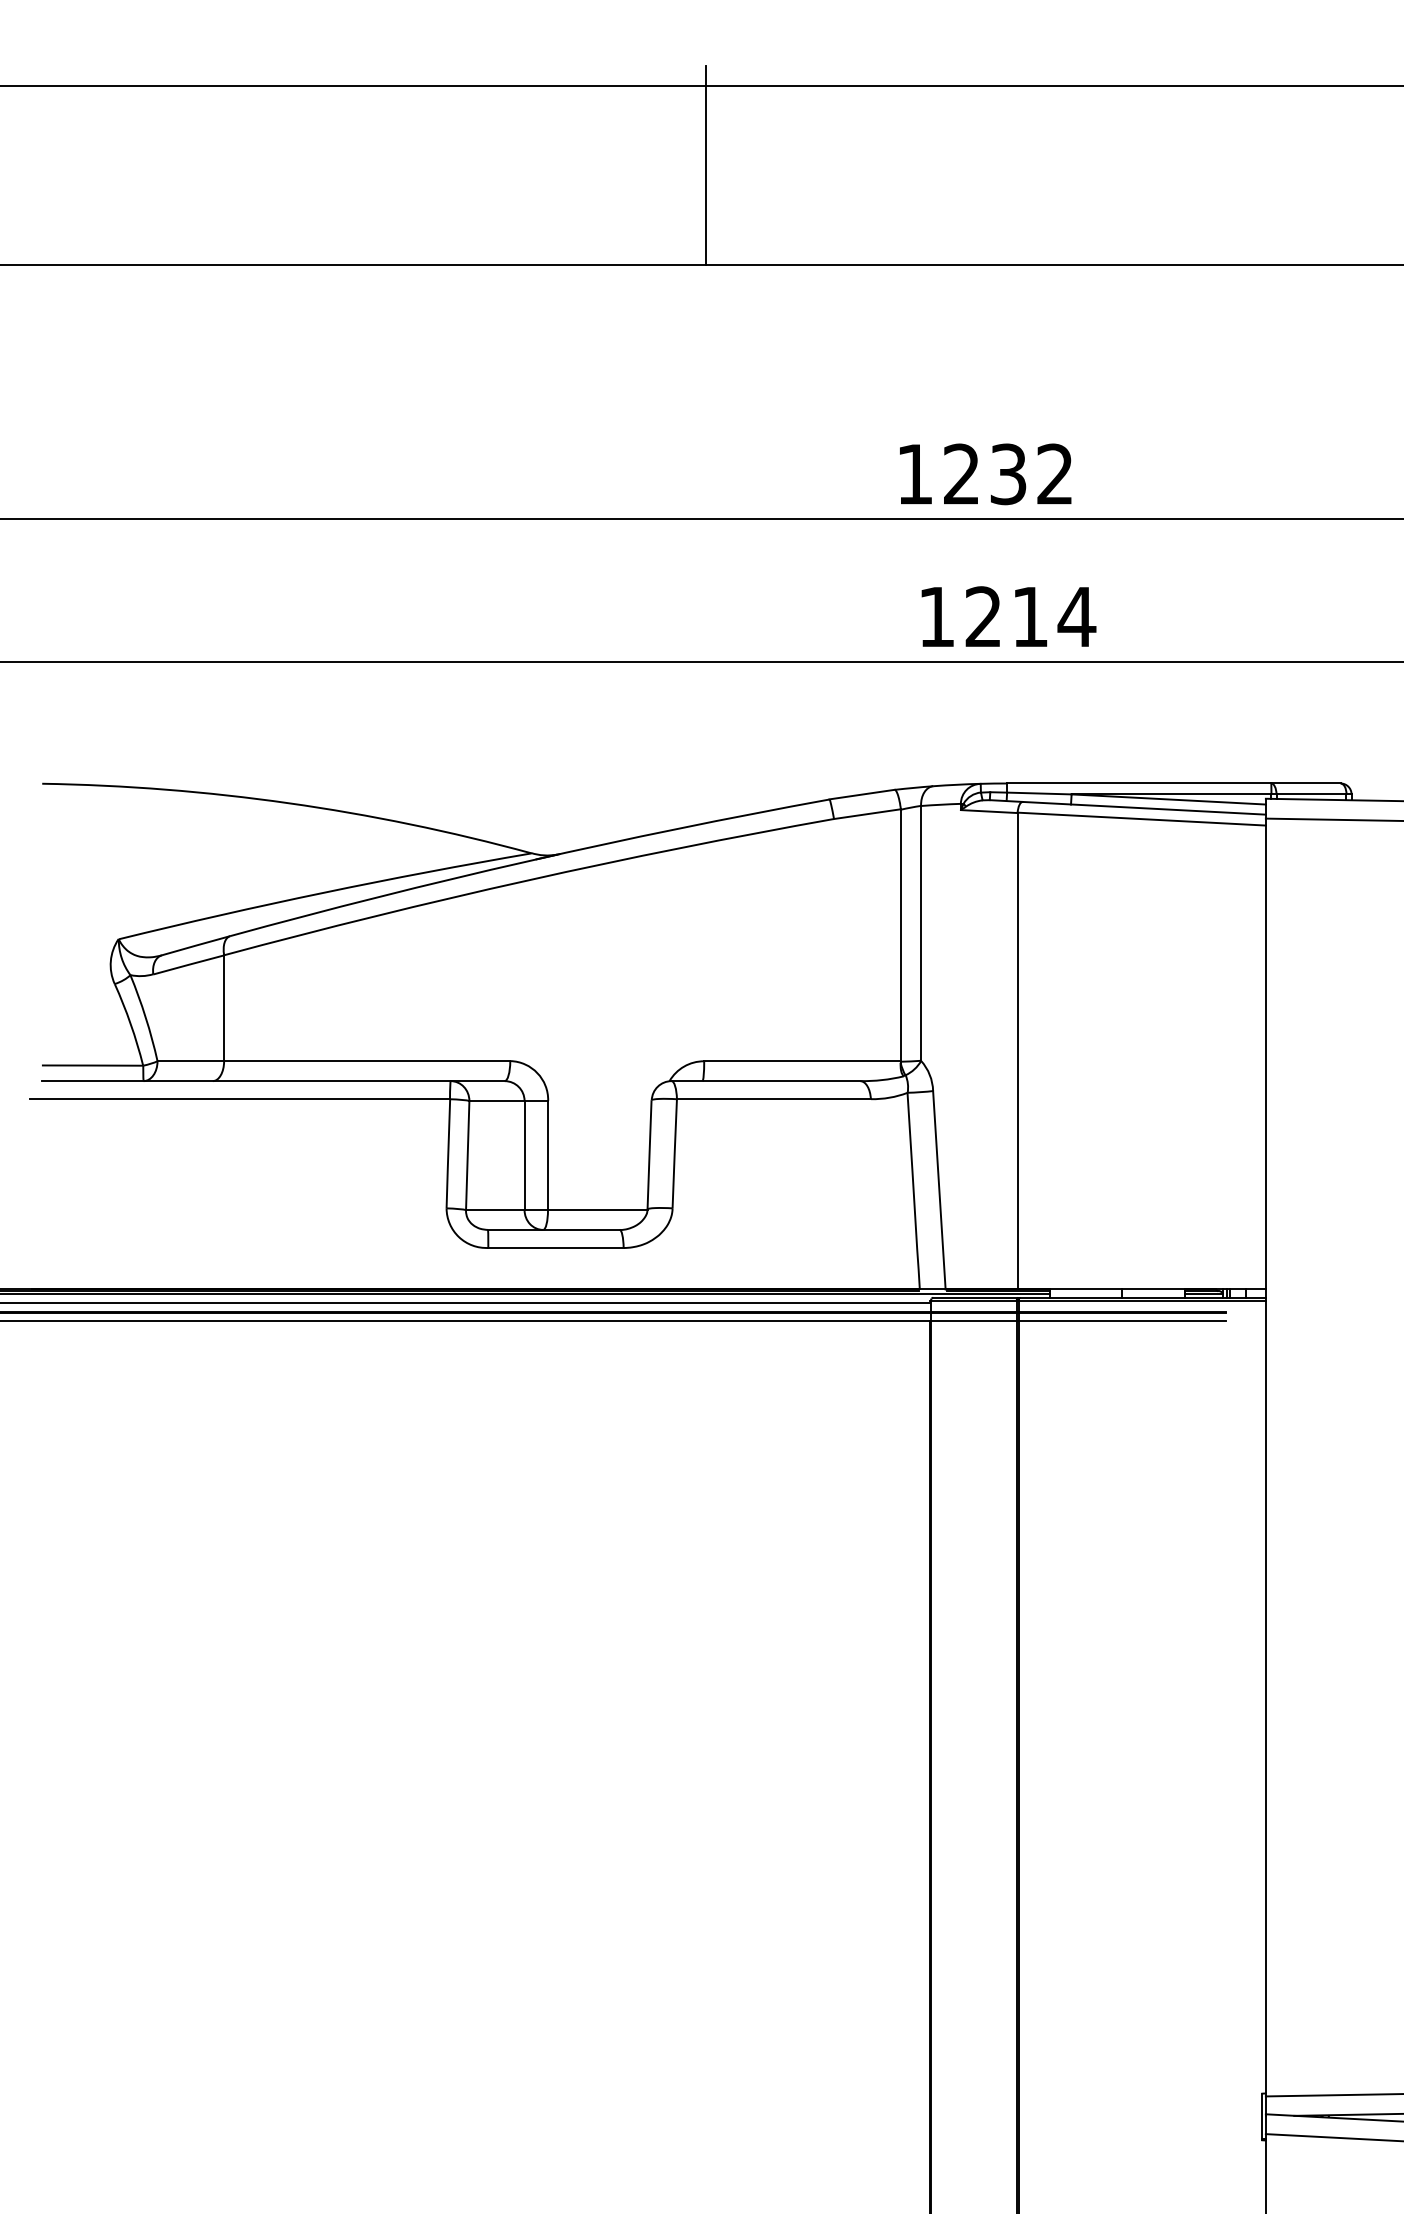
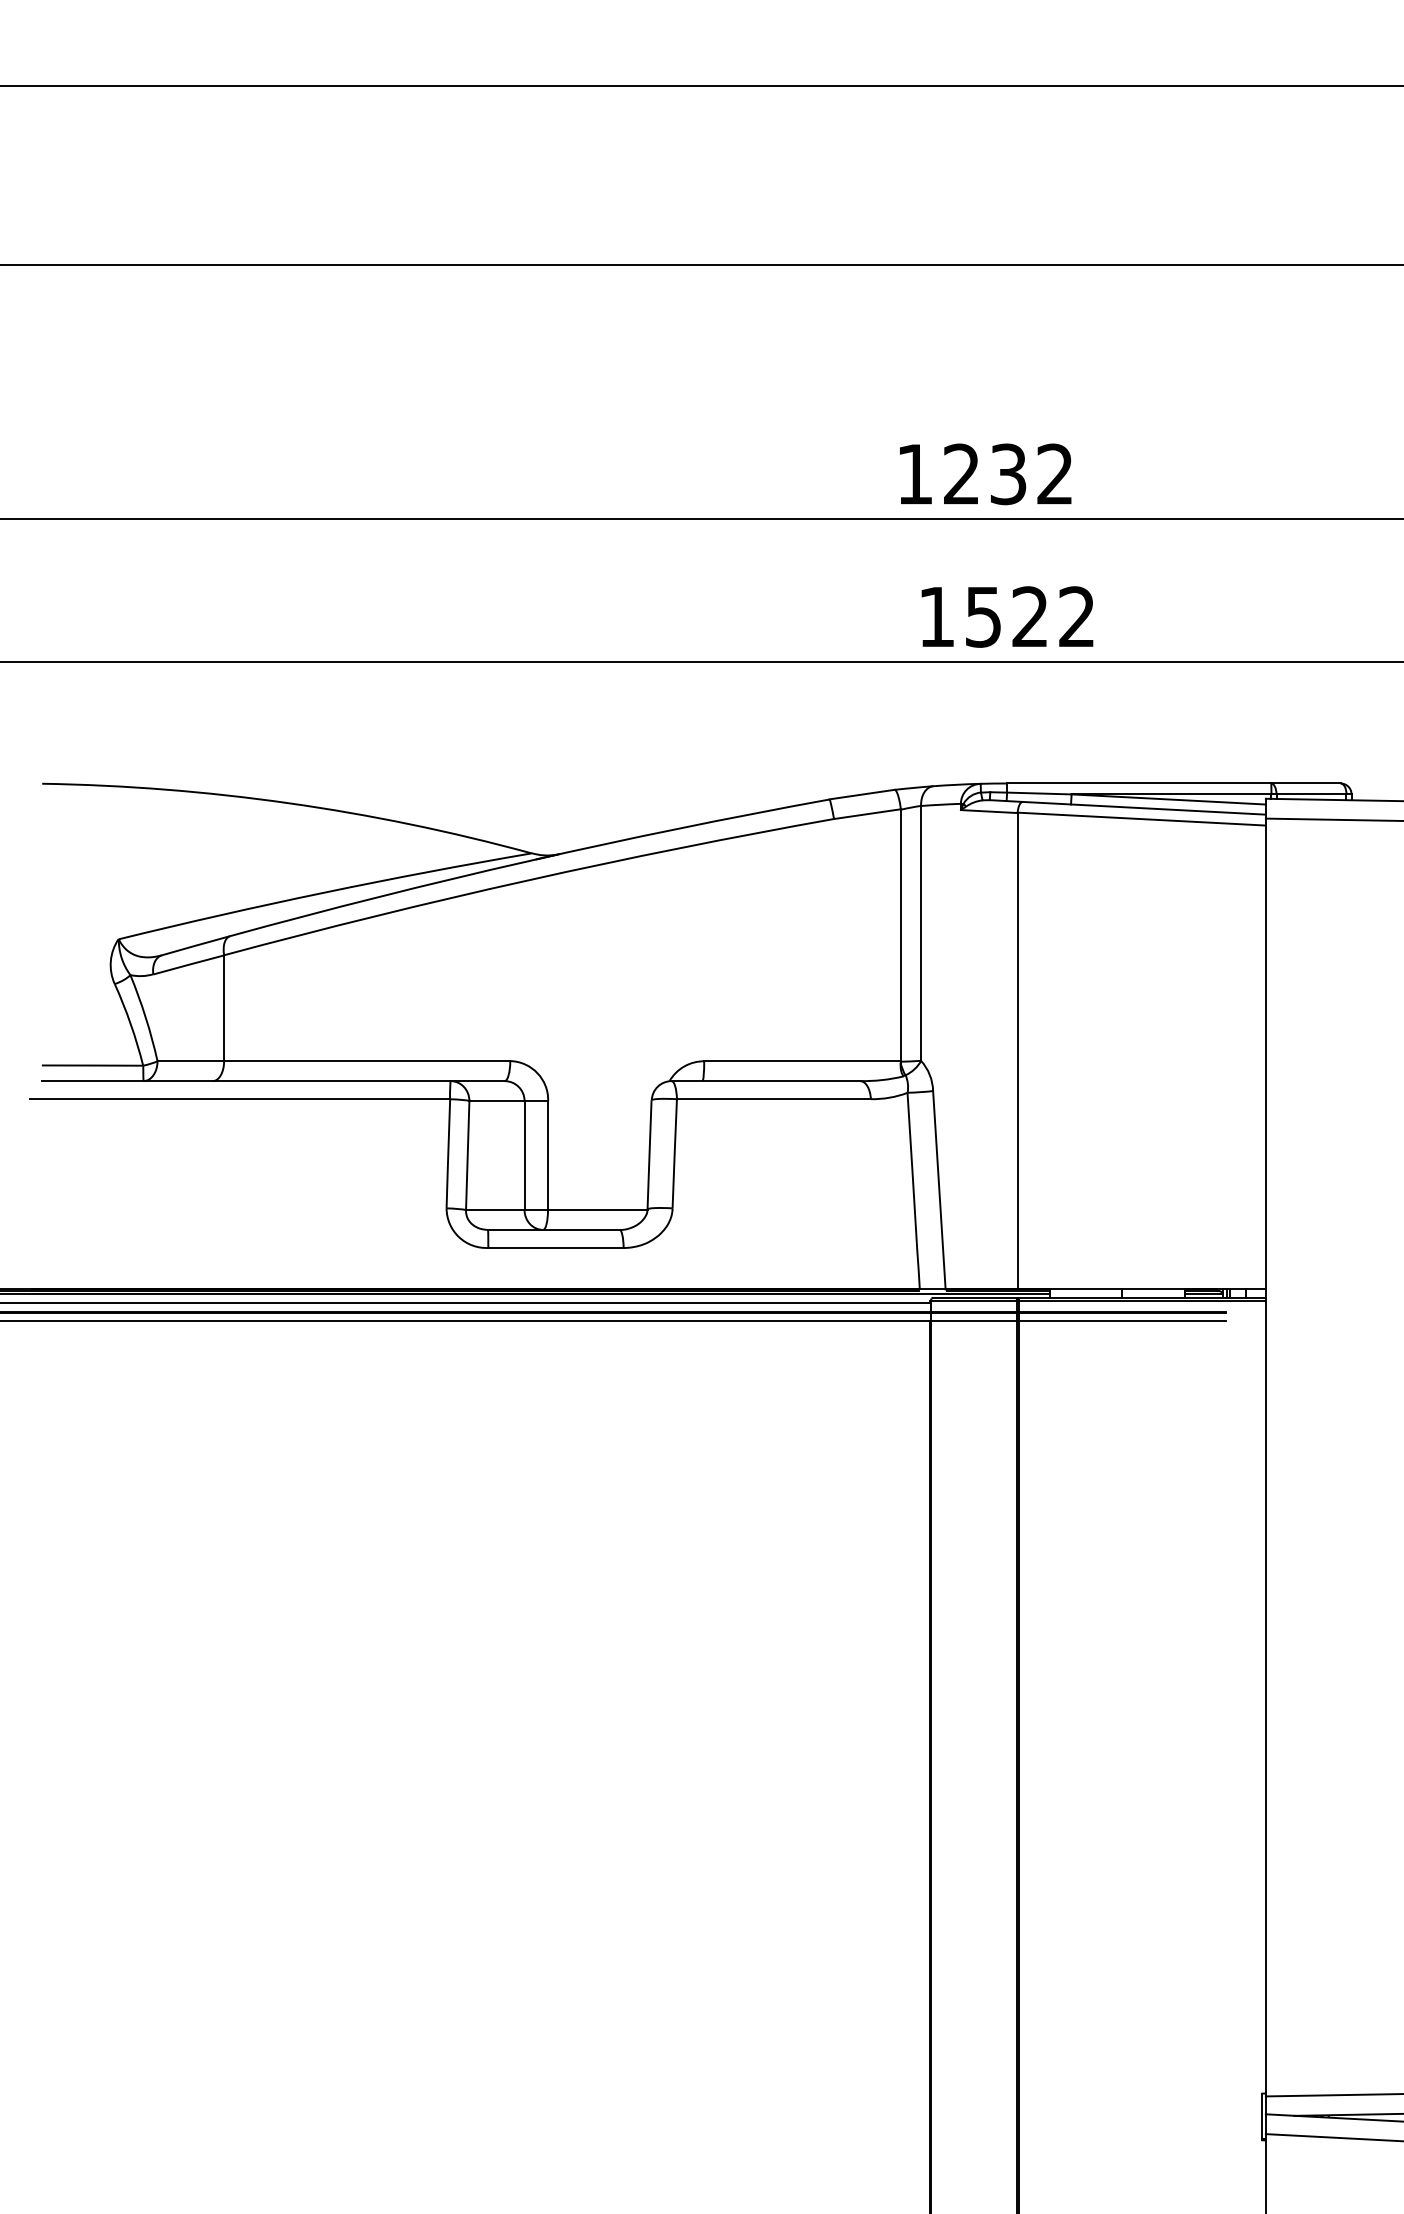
line: present -> none (706, 165)
text: 1214 -> 1522 (1030, 616)
